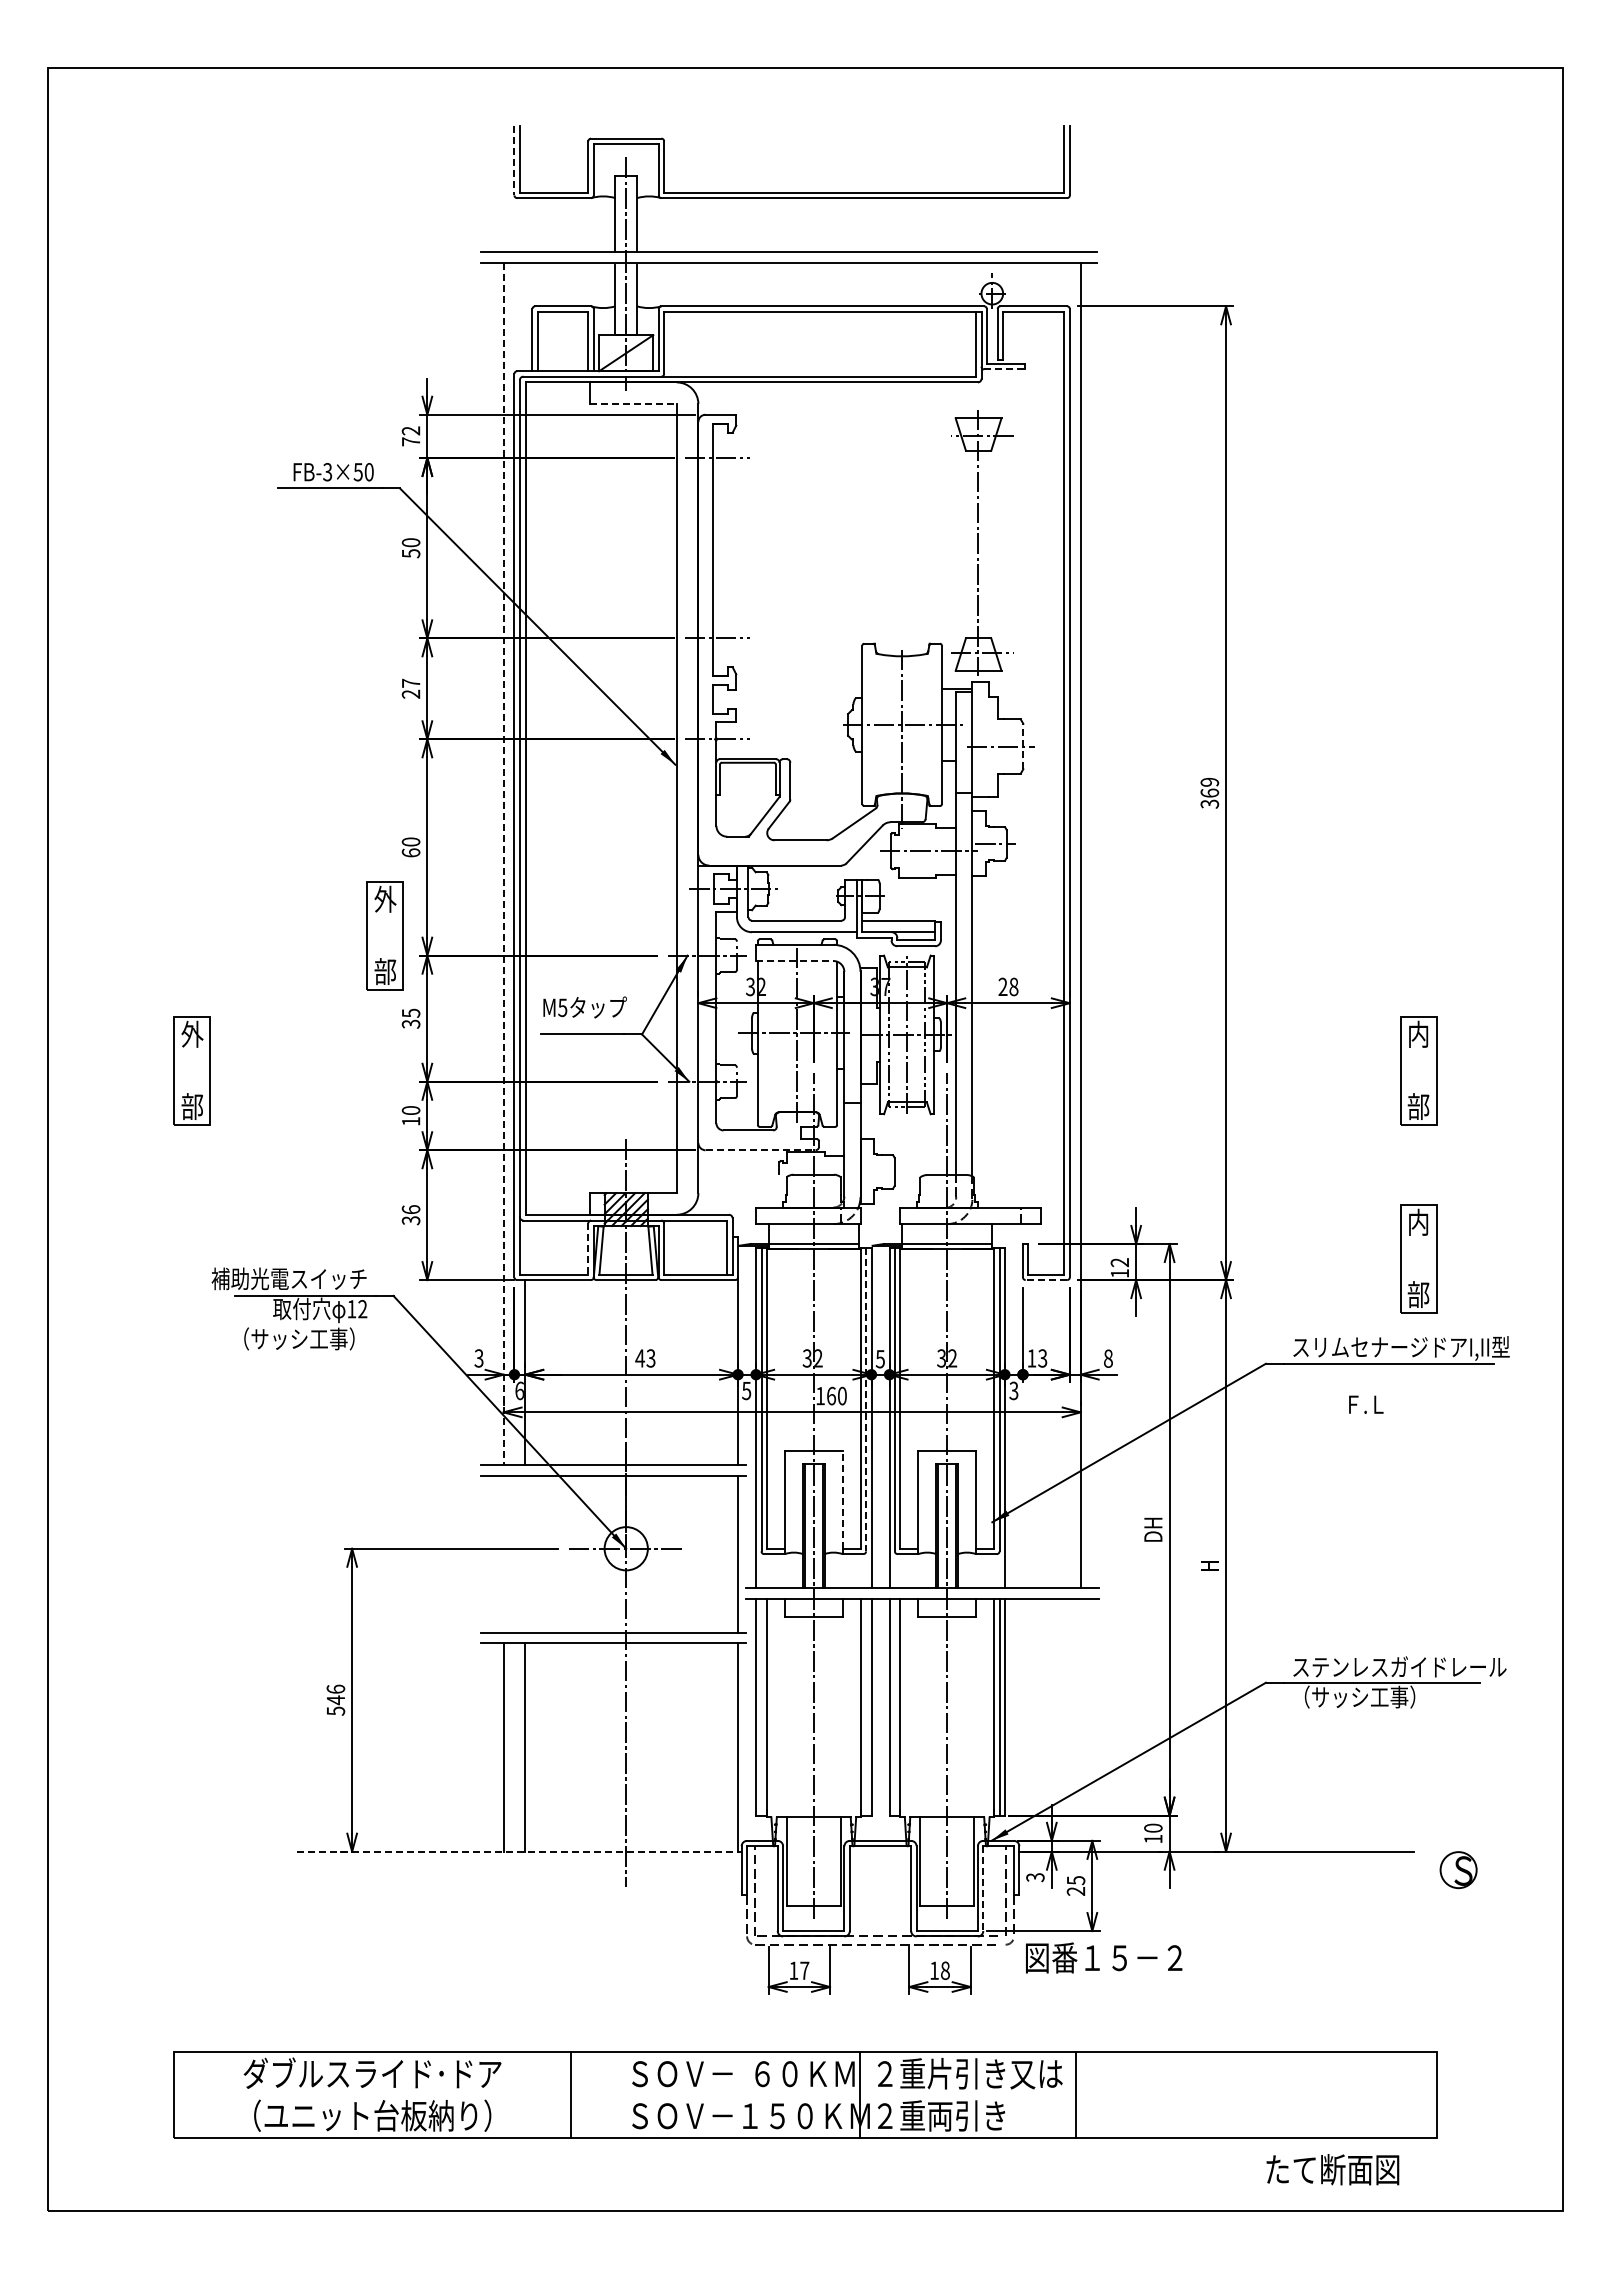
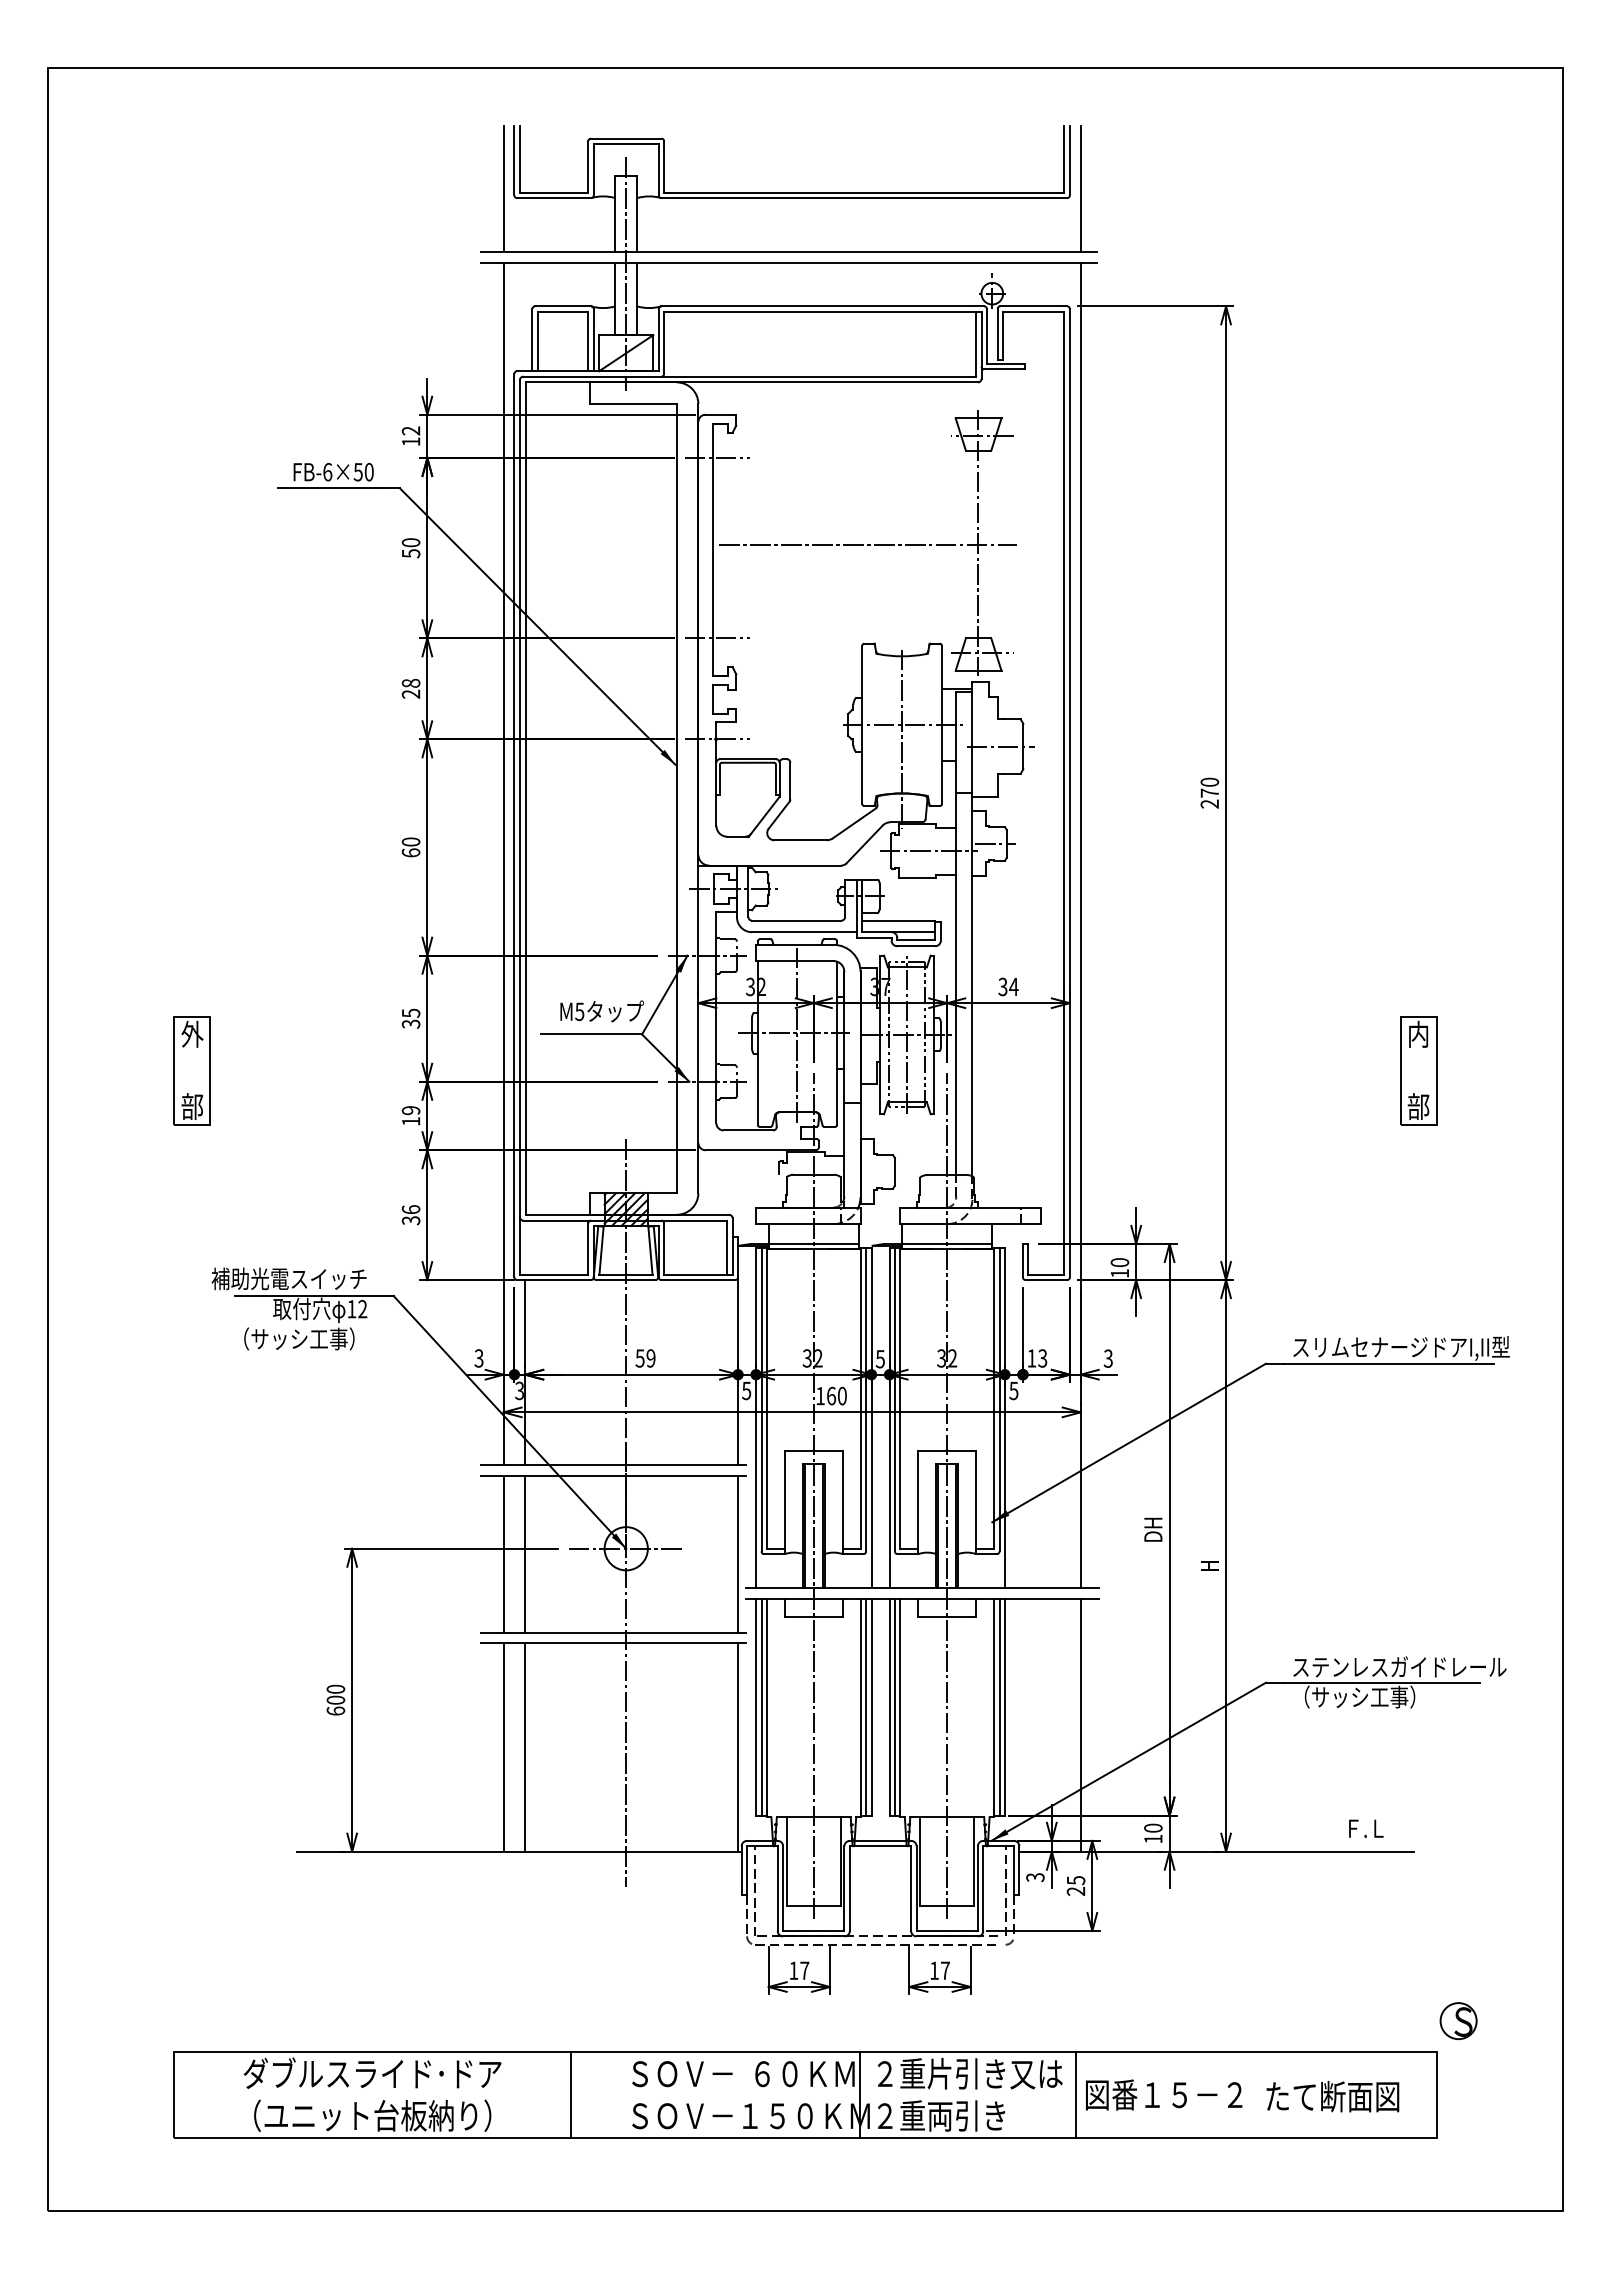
line: dashed -> solid (514, 160)
line: none -> present (503, 189)
line: none -> present (1080, 189)
line: dashed -> solid (1004, 369)
line: dashed -> solid (633, 404)
text: 72 -> 12 (411, 441)
text: FB-3×50 -> FB-6×50 (327, 472)
line: none -> present (867, 544)
text: 27 -> 28 (410, 682)
line: dashed -> solid (1023, 746)
text: 369 -> 270 (1209, 792)
line: dashed -> solid (503, 863)
part: present -> none (384, 935)
line: dashed -> solid (794, 961)
text: 28 -> 34 (1008, 986)
text position: (584, 1007) -> (601, 1011) (601, 1011)
text: 10 -> 19 (411, 1110)
line: dashed -> solid (760, 1150)
line: dashed -> solid (588, 1248)
part: present -> none (1418, 1258)
text: 12 -> 10 (1119, 1262)
line: dashed -> solid (1046, 1280)
text: 43 -> 59 (645, 1358)
text: 8 -> 3 (1107, 1358)
text: 6 -> 3 (519, 1390)
text: 3 -> 5 (1013, 1390)
line: dashed -> solid (866, 1399)
text position: (1366, 1404) -> (1366, 1828) (1366, 1828)
line: dashed -> solid (842, 1500)
line: none -> present (503, 1553)
line: none -> present (525, 1553)
text: 546 -> 600 (335, 1699)
line: none -> present (761, 1706)
line: none -> present (866, 1706)
line: none -> present (894, 1706)
line: none -> present (1080, 1724)
line: dashed -> solid (520, 1851)
part position: (1458, 1870) -> (1458, 2021) (1458, 2021)
line: dashed -> solid (983, 1889)
text position: (1104, 1957) -> (1164, 2094) (1164, 2094)
text: 18 -> 17 (945, 1970)
text position: (1332, 2169) -> (1332, 2096) (1332, 2096)
